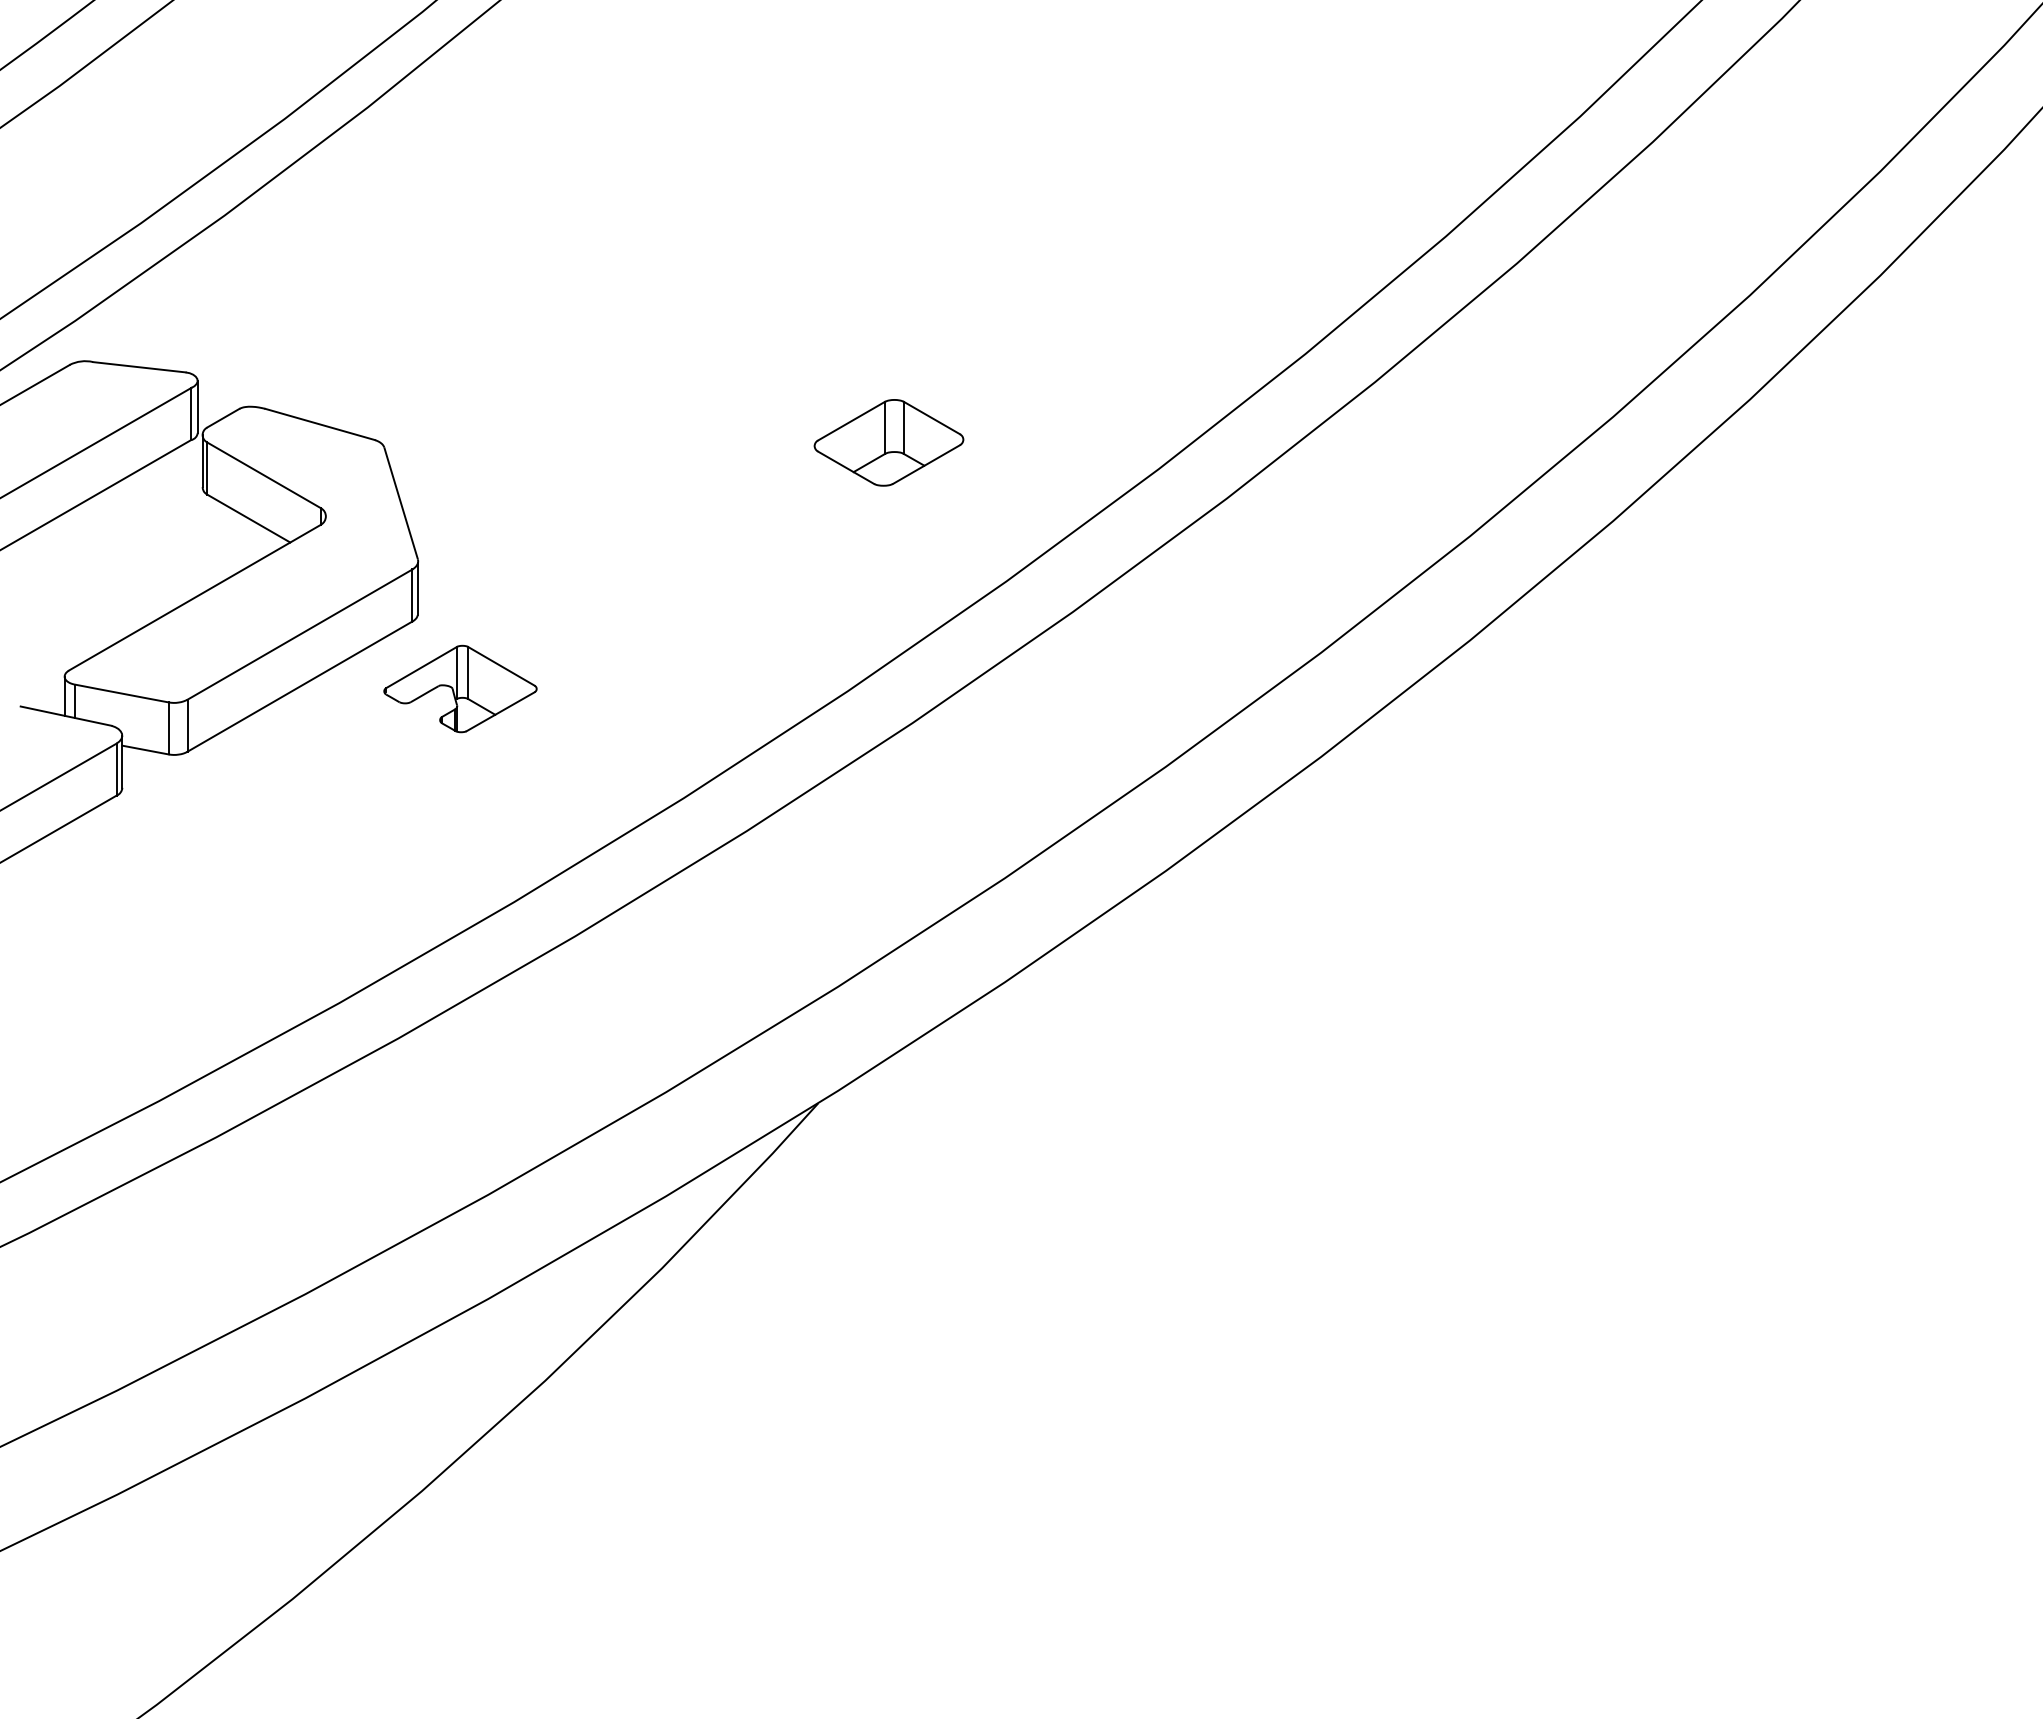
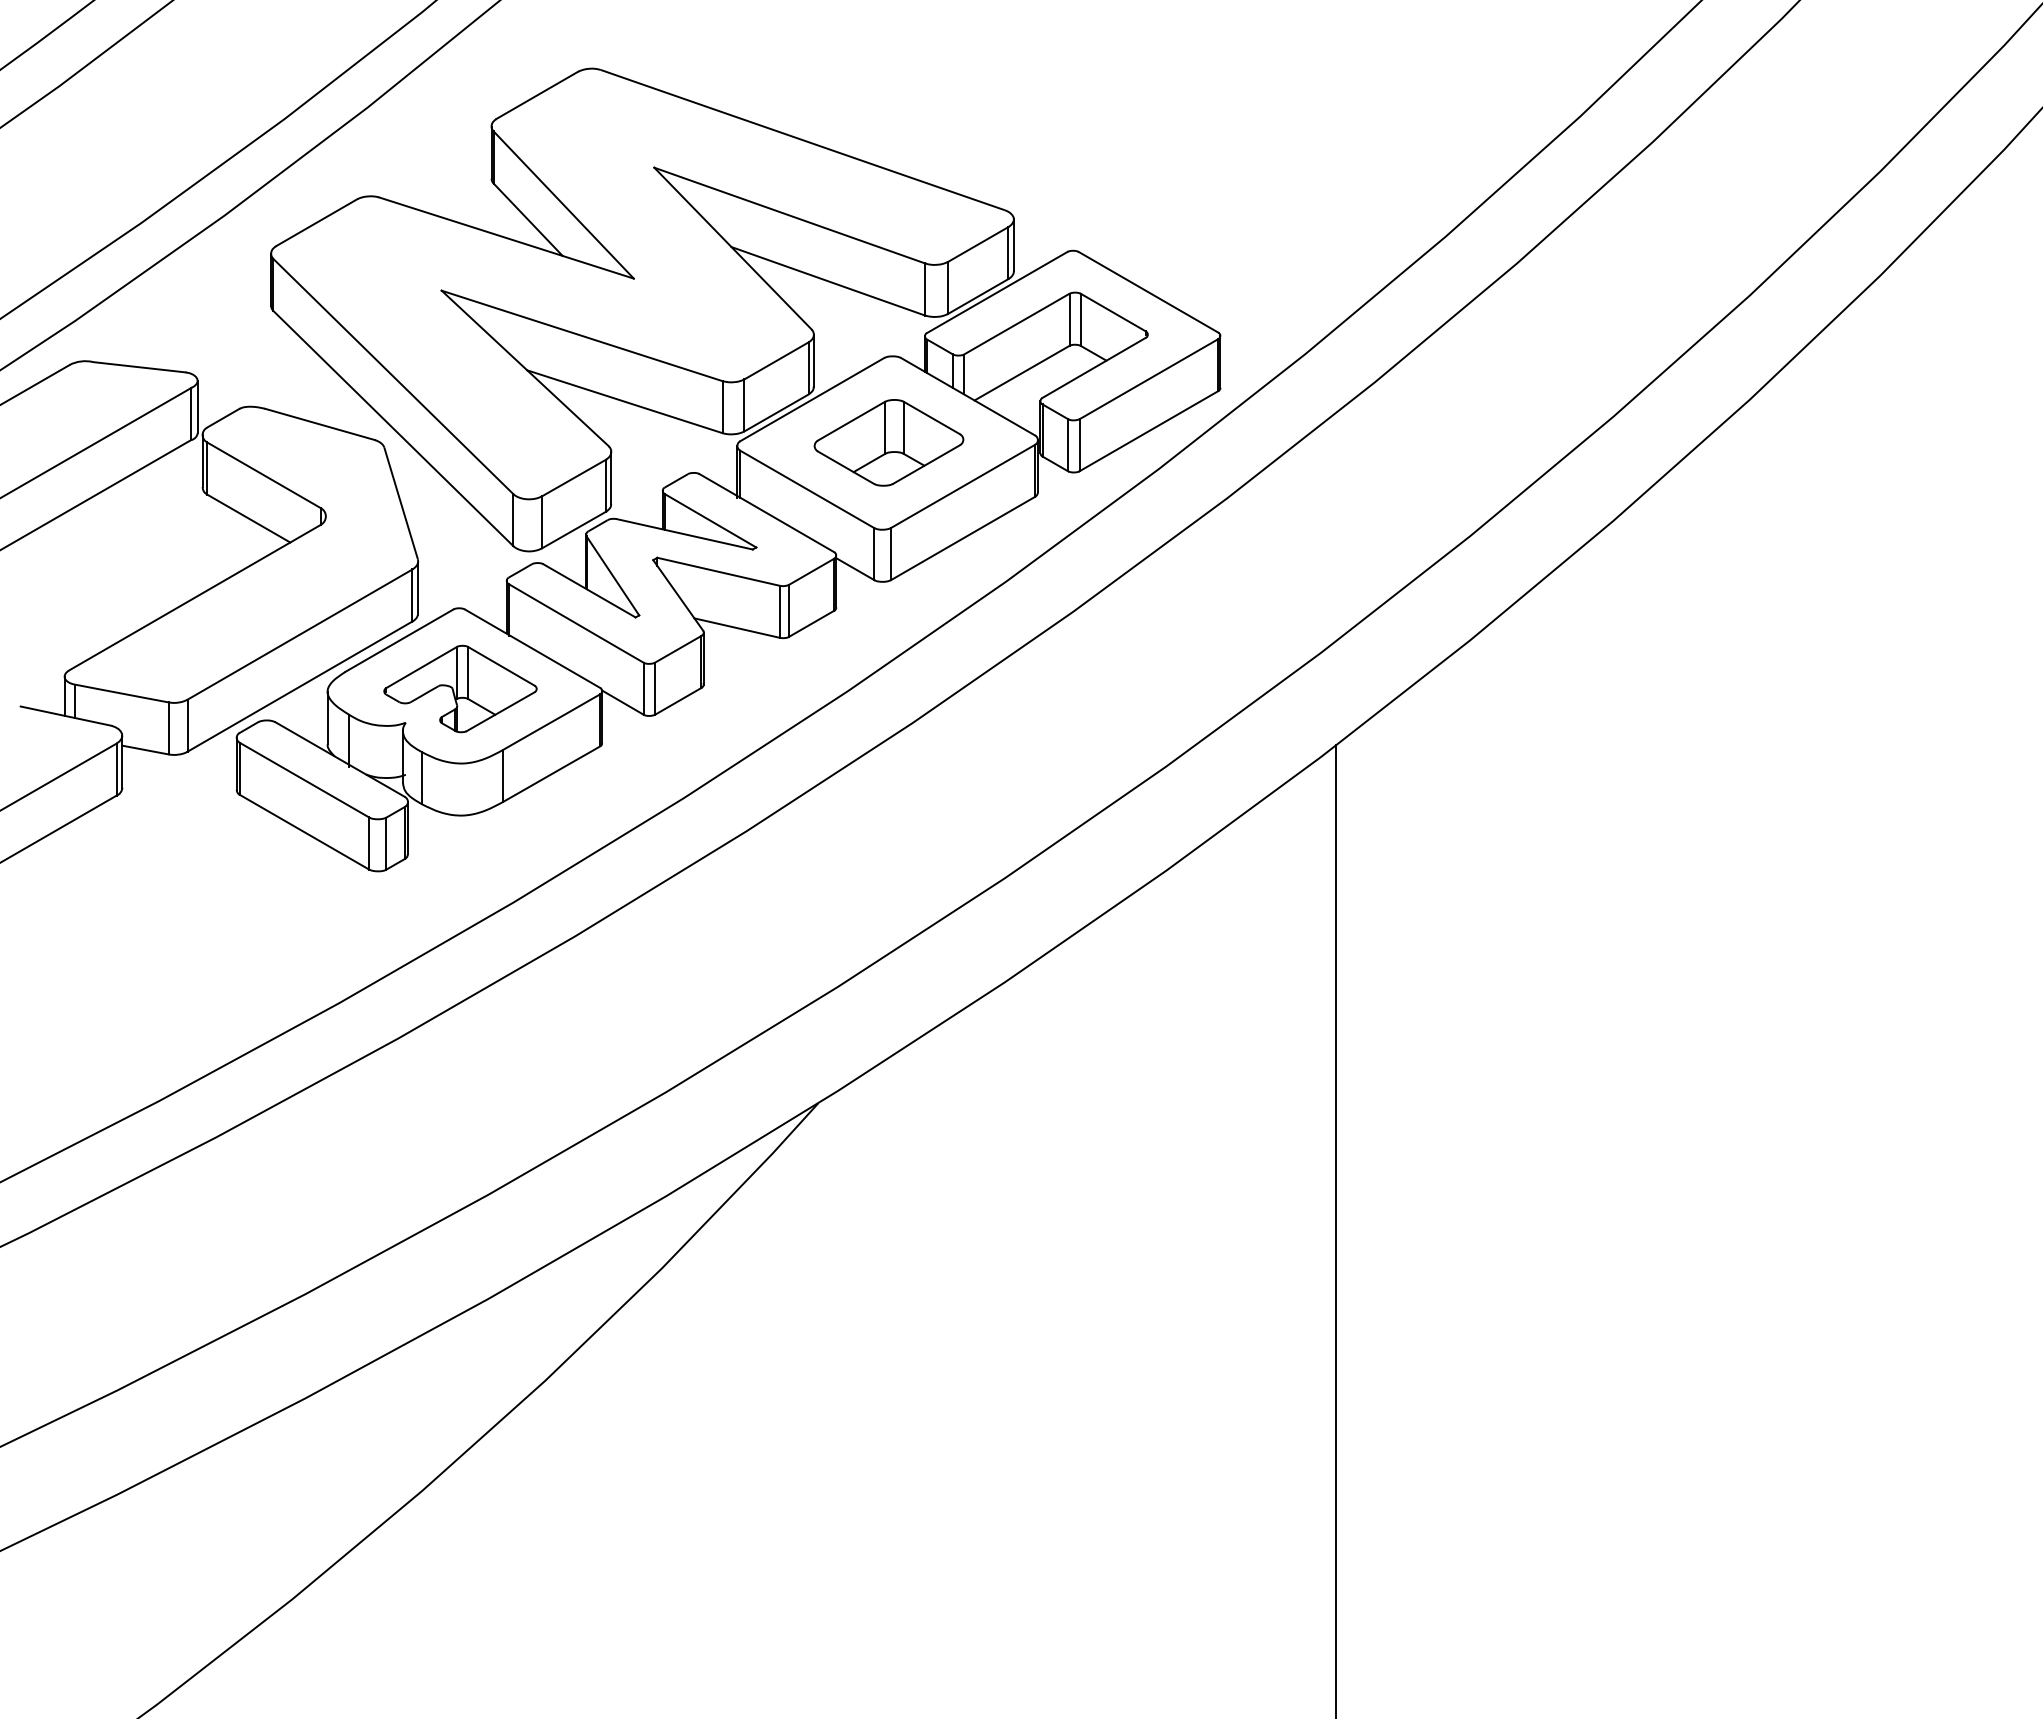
part: none -> present (736, 469)
line: none -> present (1336, 1230)
